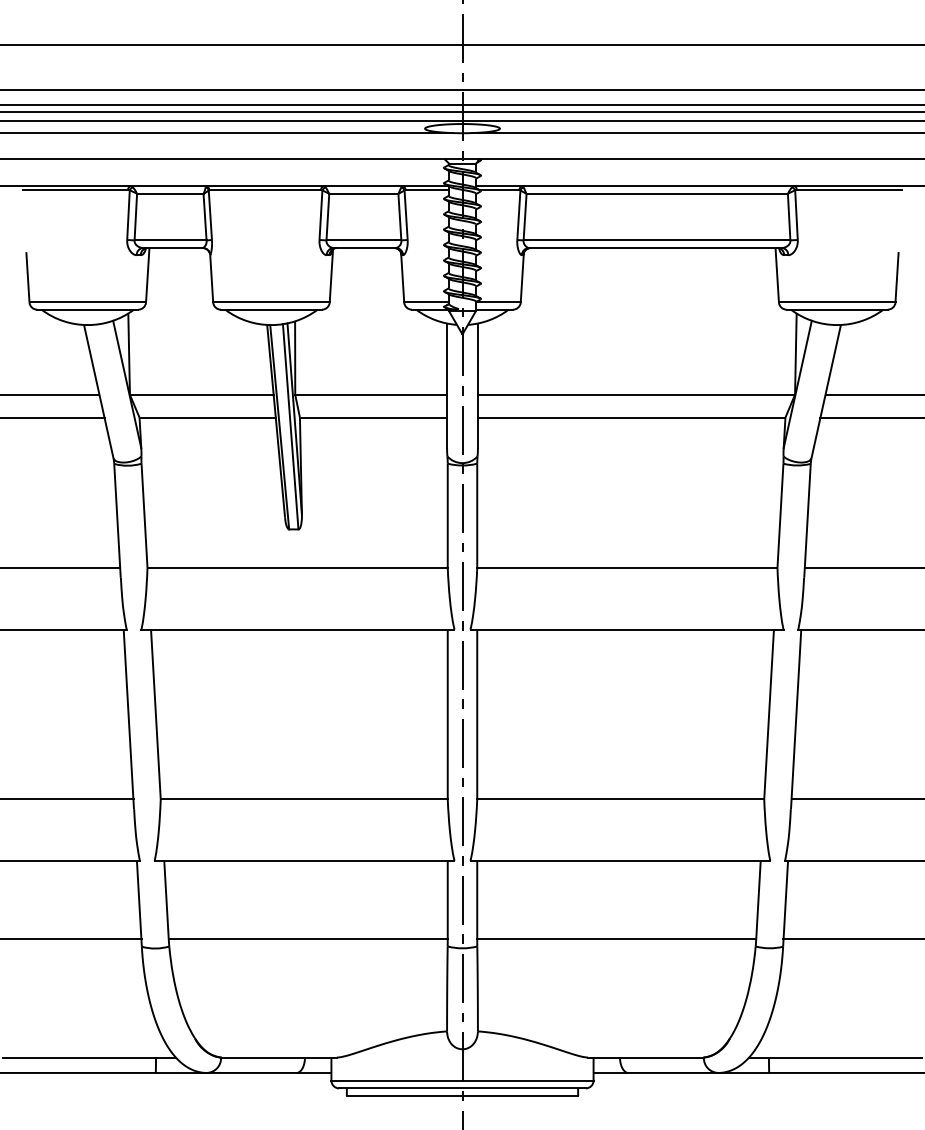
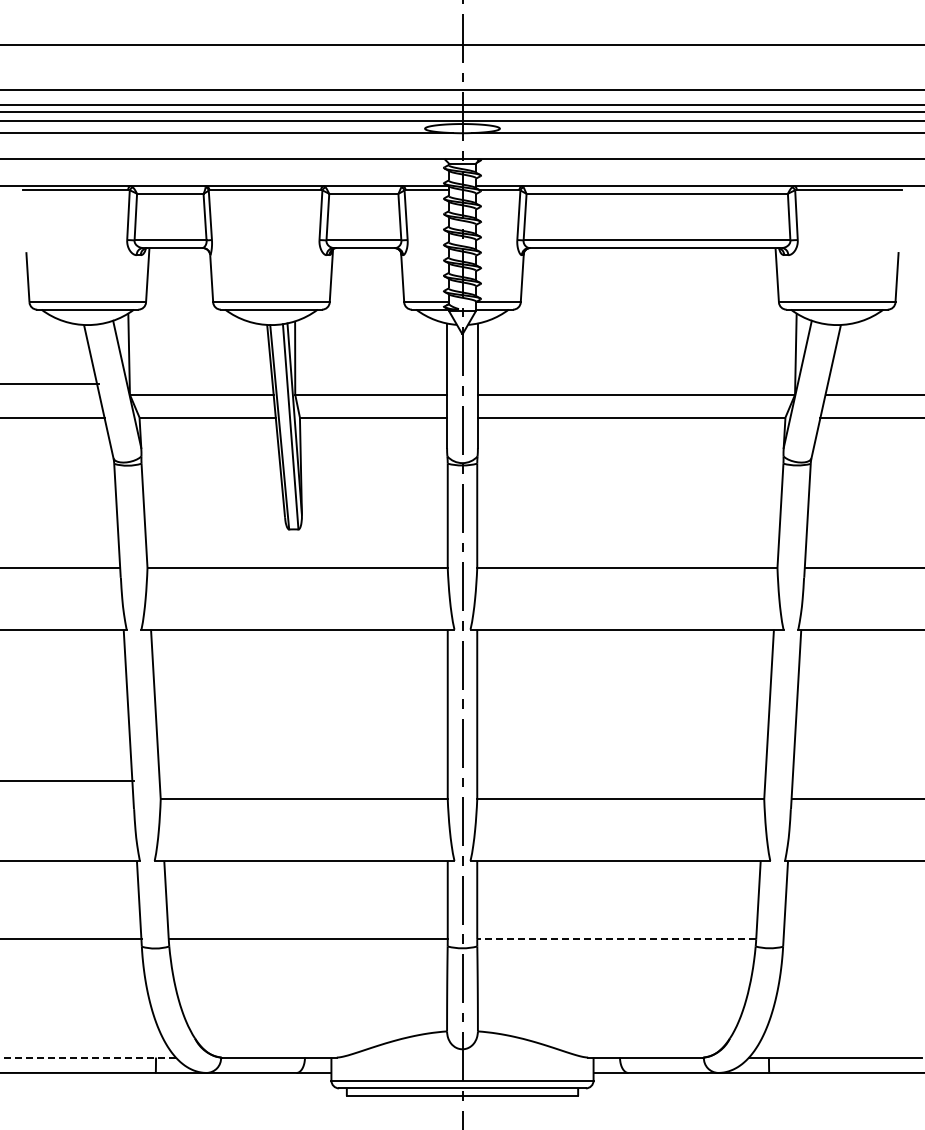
line position: (50, 394) -> (50, 383) (50, 383)
line position: (67, 799) -> (67, 781) (67, 781)
line: solid -> dashed (616, 939)
line: present -> none (852, 939)
line: solid -> dashed (89, 1057)
